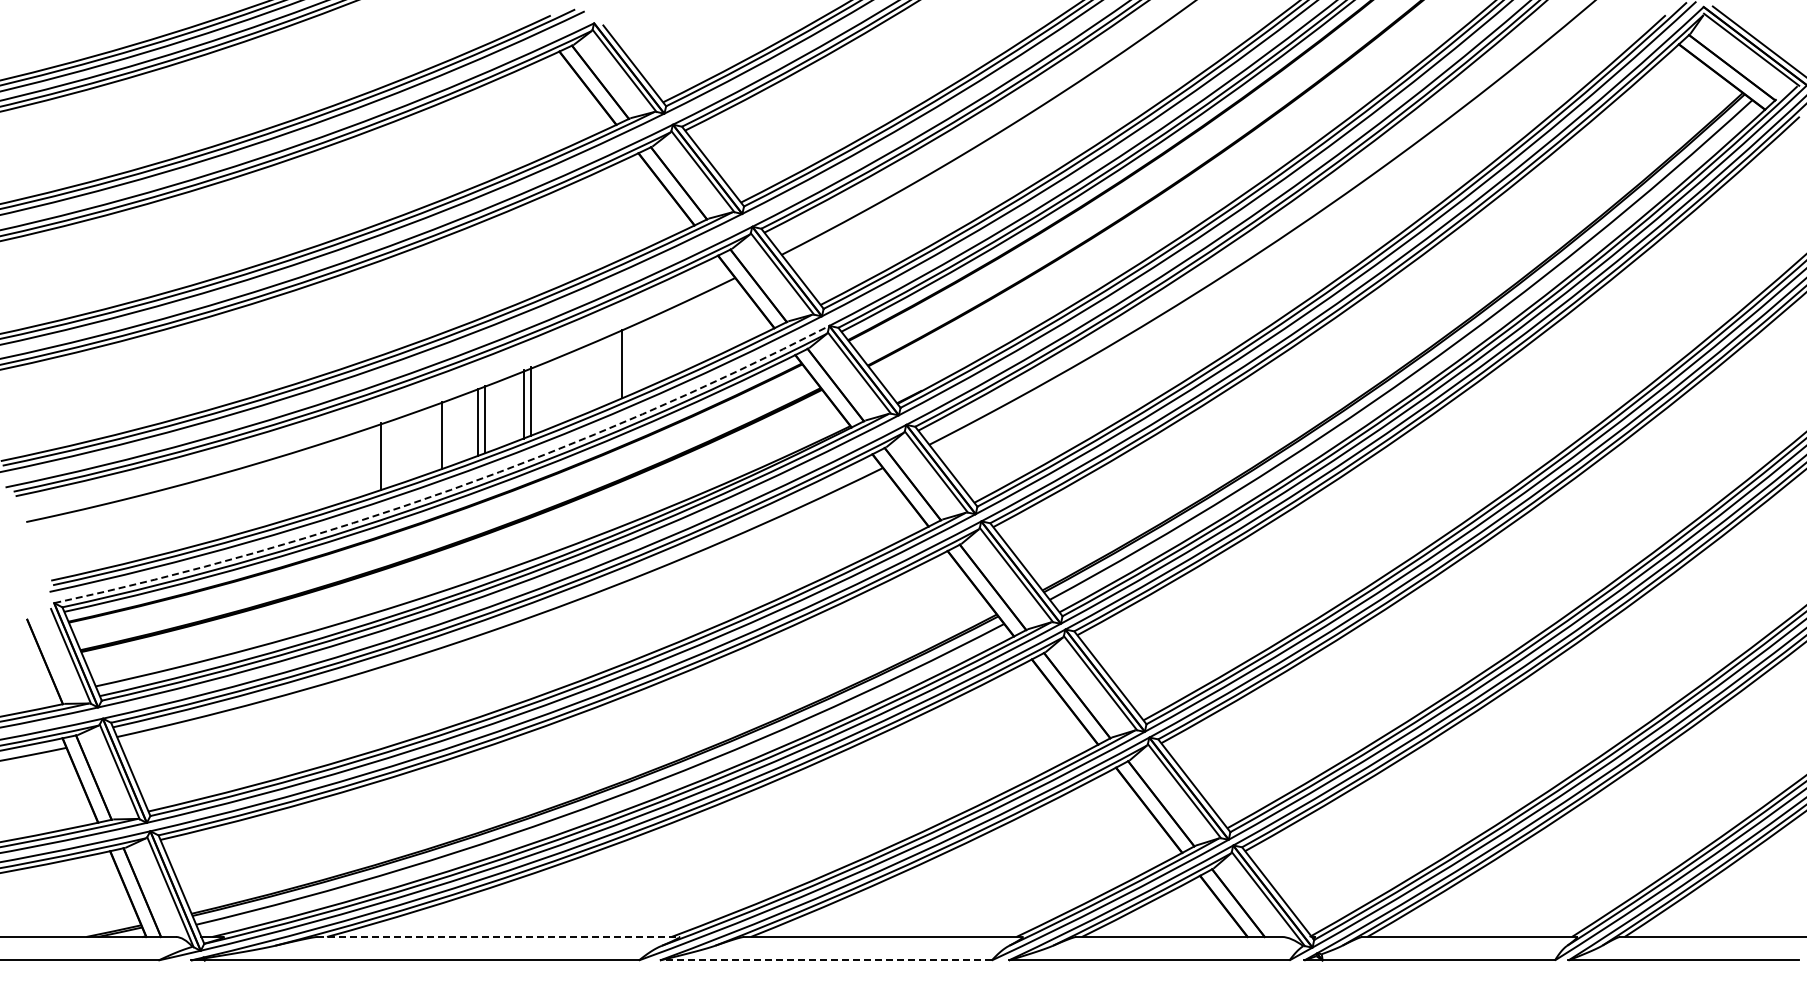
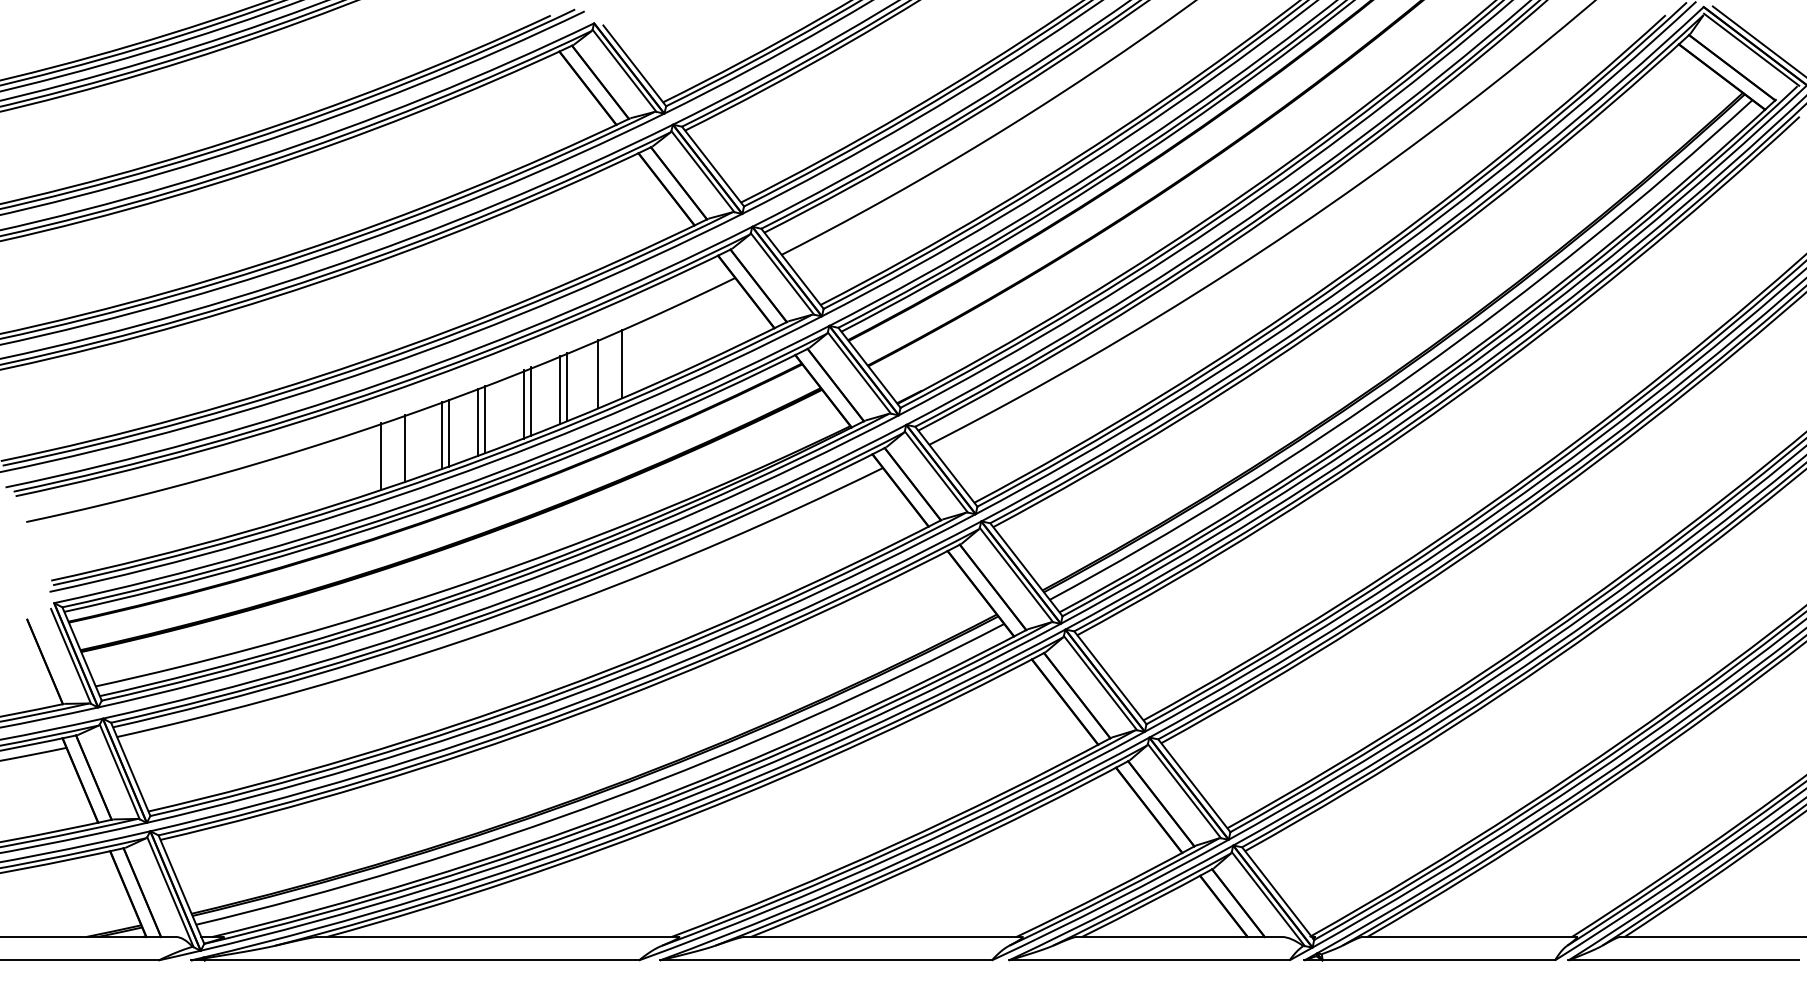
line: none -> present (598, 373)
line: none -> present (567, 386)
line: none -> present (559, 389)
line: none -> present (448, 432)
line: none -> present (404, 448)
arc: dashed -> solid (450, 489)
line: dashed -> solid (498, 936)
line: dashed -> solid (825, 960)
